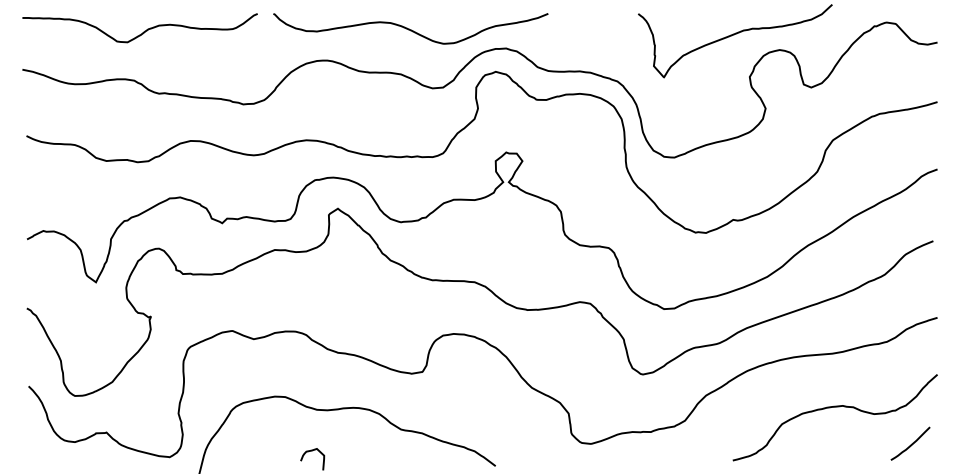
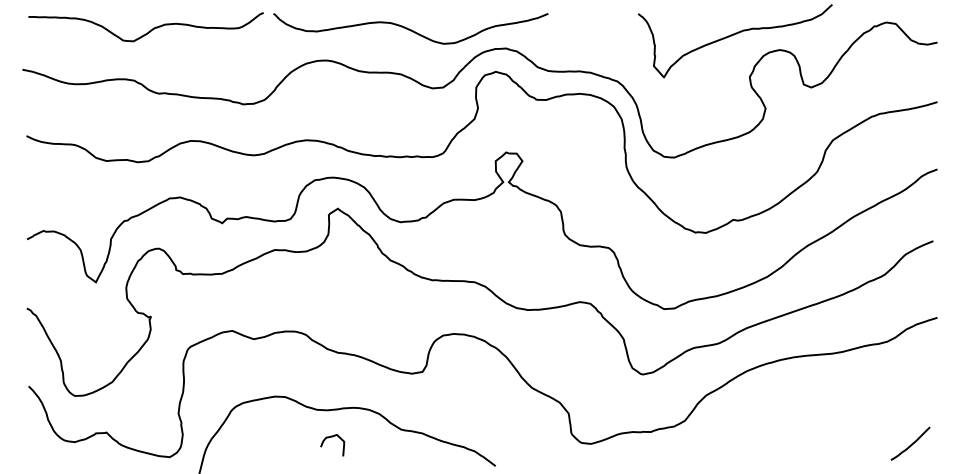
curve position: (143, 31) -> (149, 30) (149, 30)
curve: present -> none (830, 408)
curve position: (312, 451) -> (332, 437) (332, 437)
